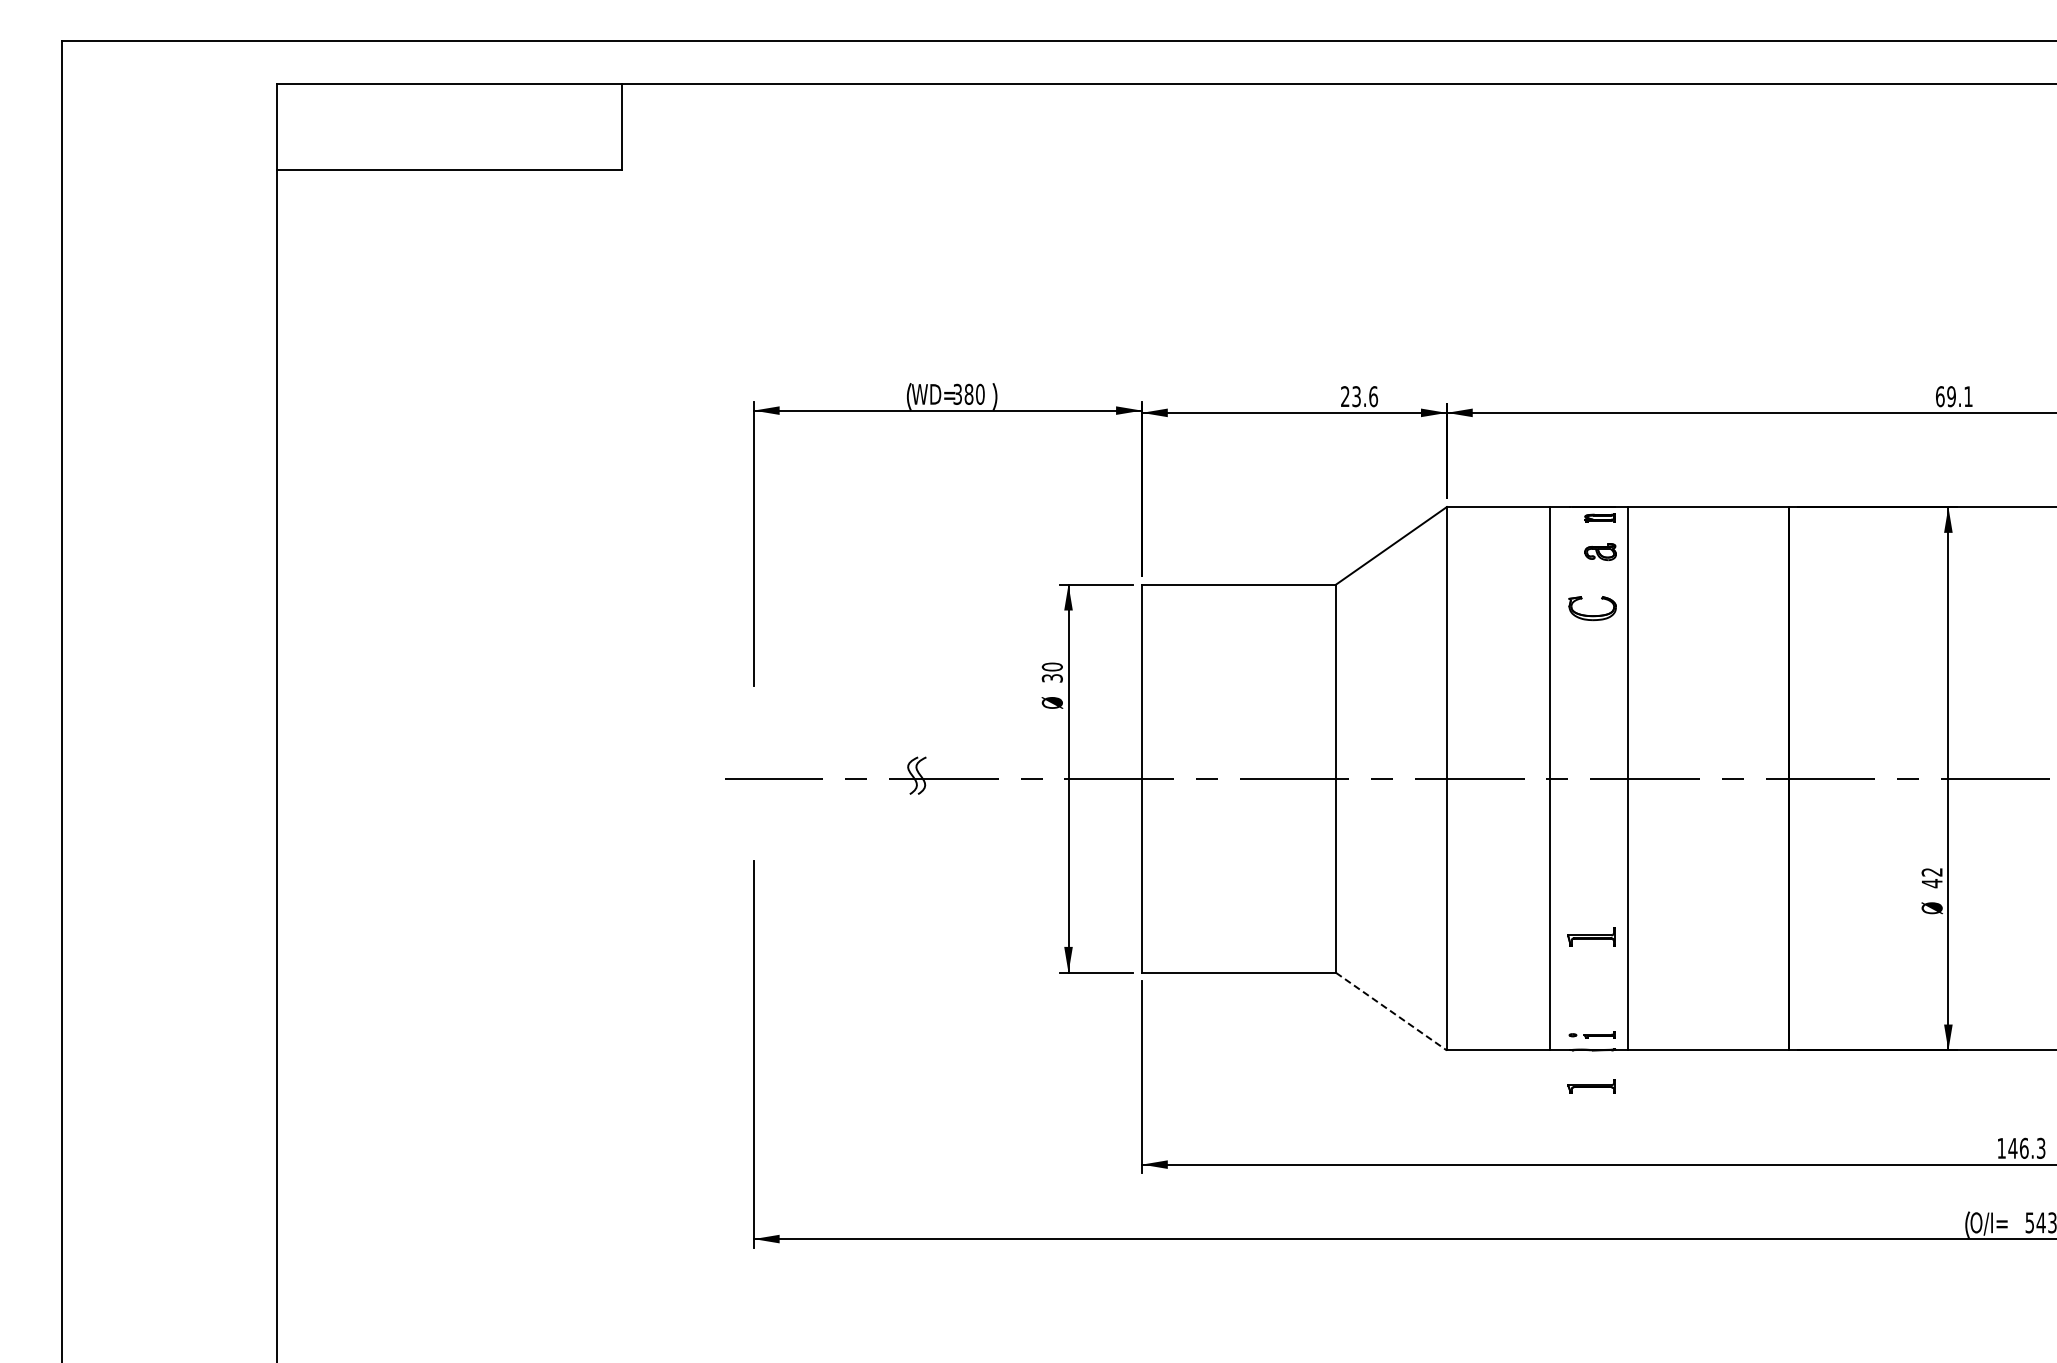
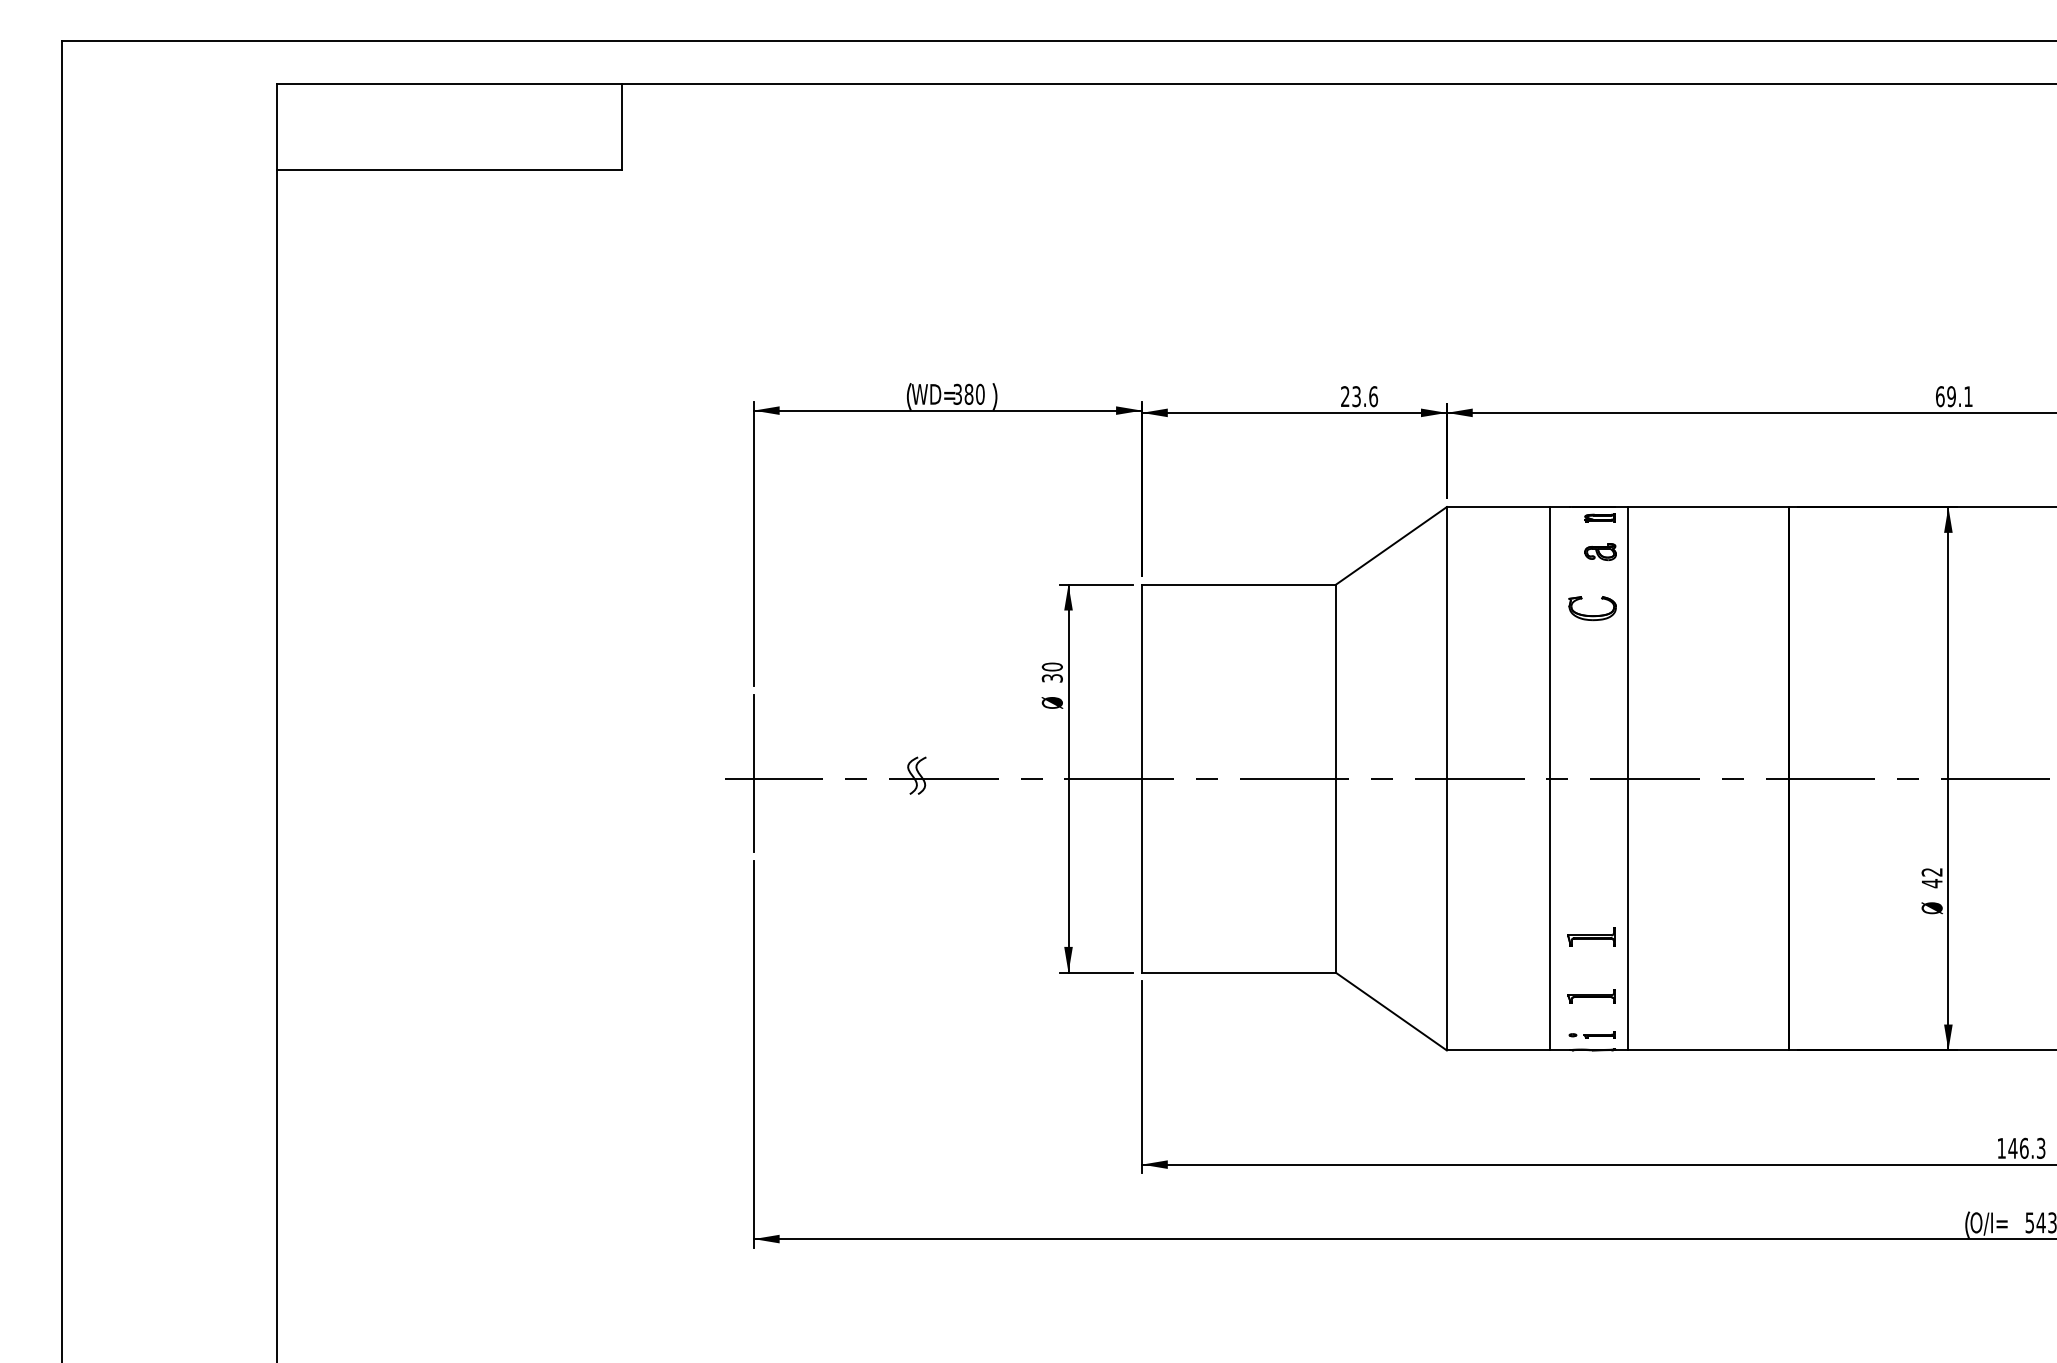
line: none -> present (753, 773)
line: dashed -> solid (1391, 1011)
part position: (1591, 1086) -> (1591, 996) (1591, 996)
